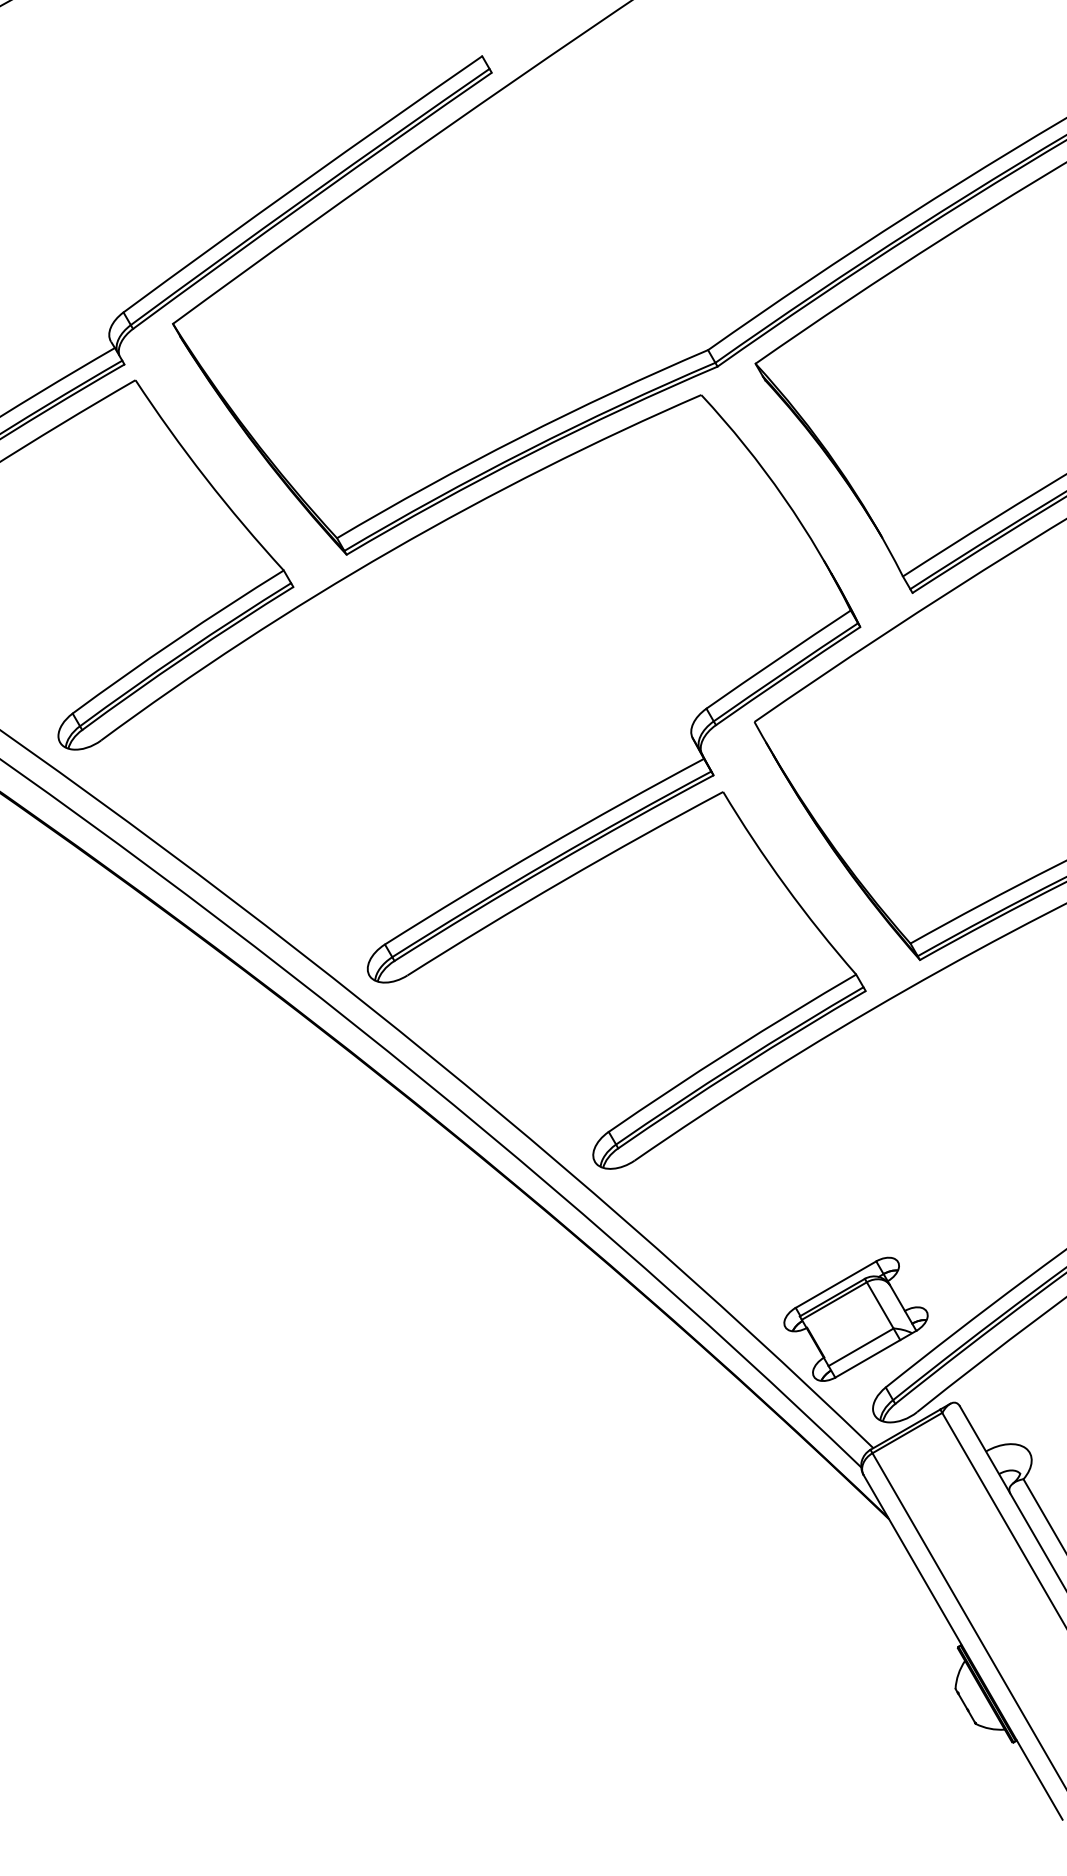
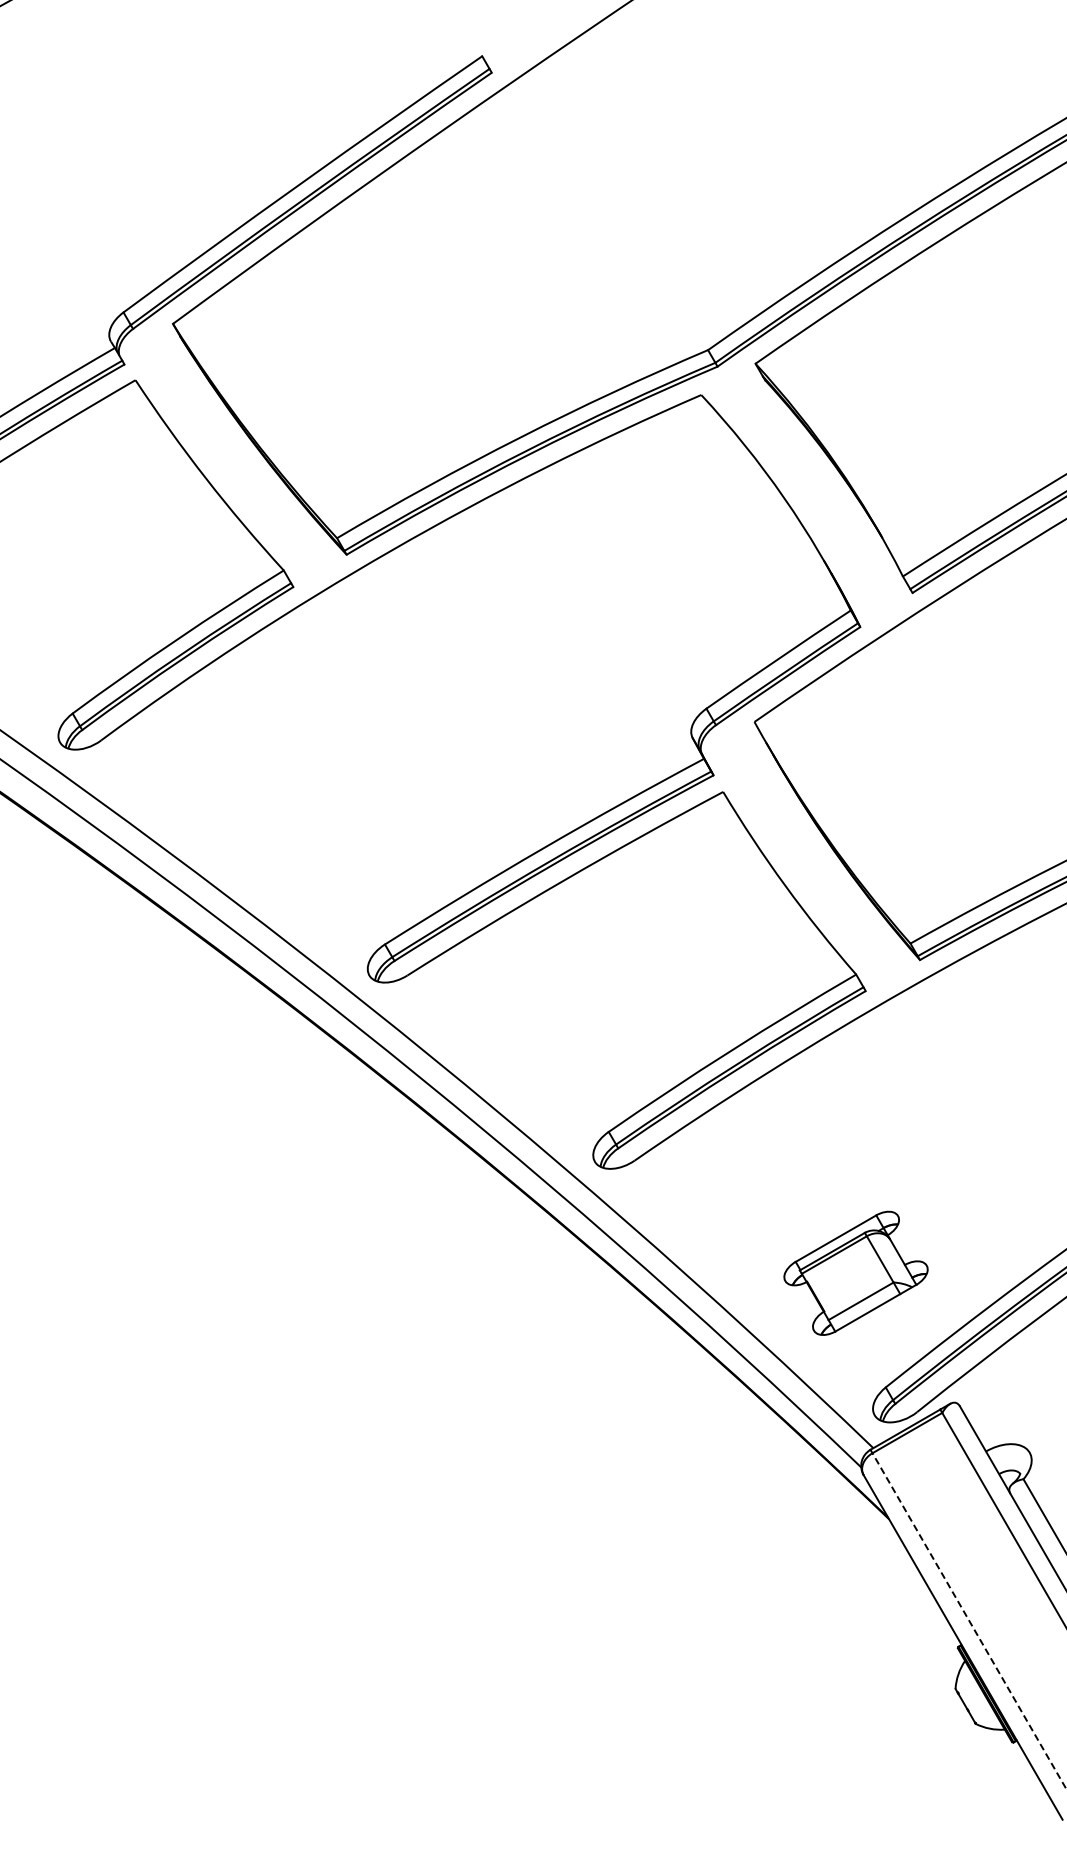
part position: (855, 1318) -> (855, 1272) (855, 1272)
line: solid -> dashed (969, 1621)
